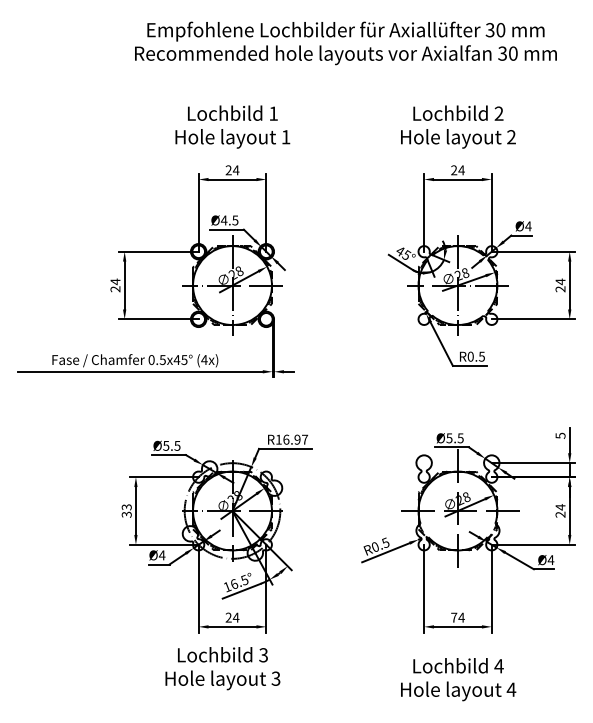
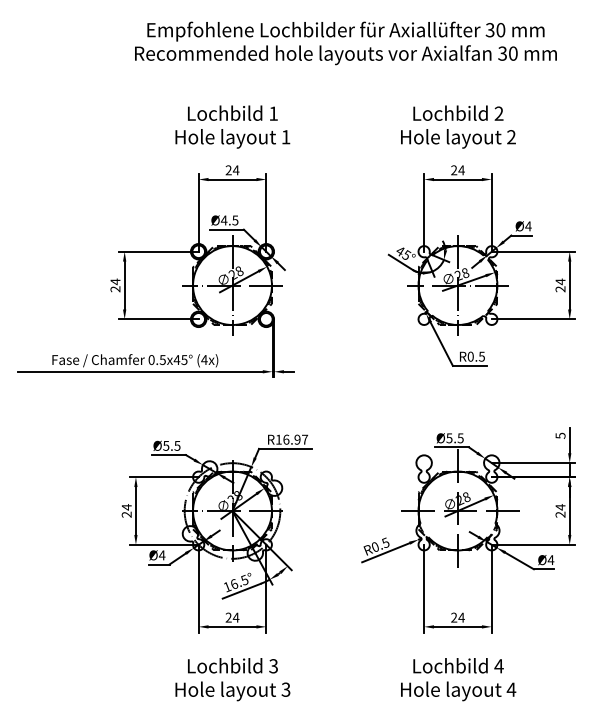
text: 33 -> 24 (126, 510)
text: 74 -> 24 (454, 617)
text position: (222, 668) -> (232, 679) (232, 679)
